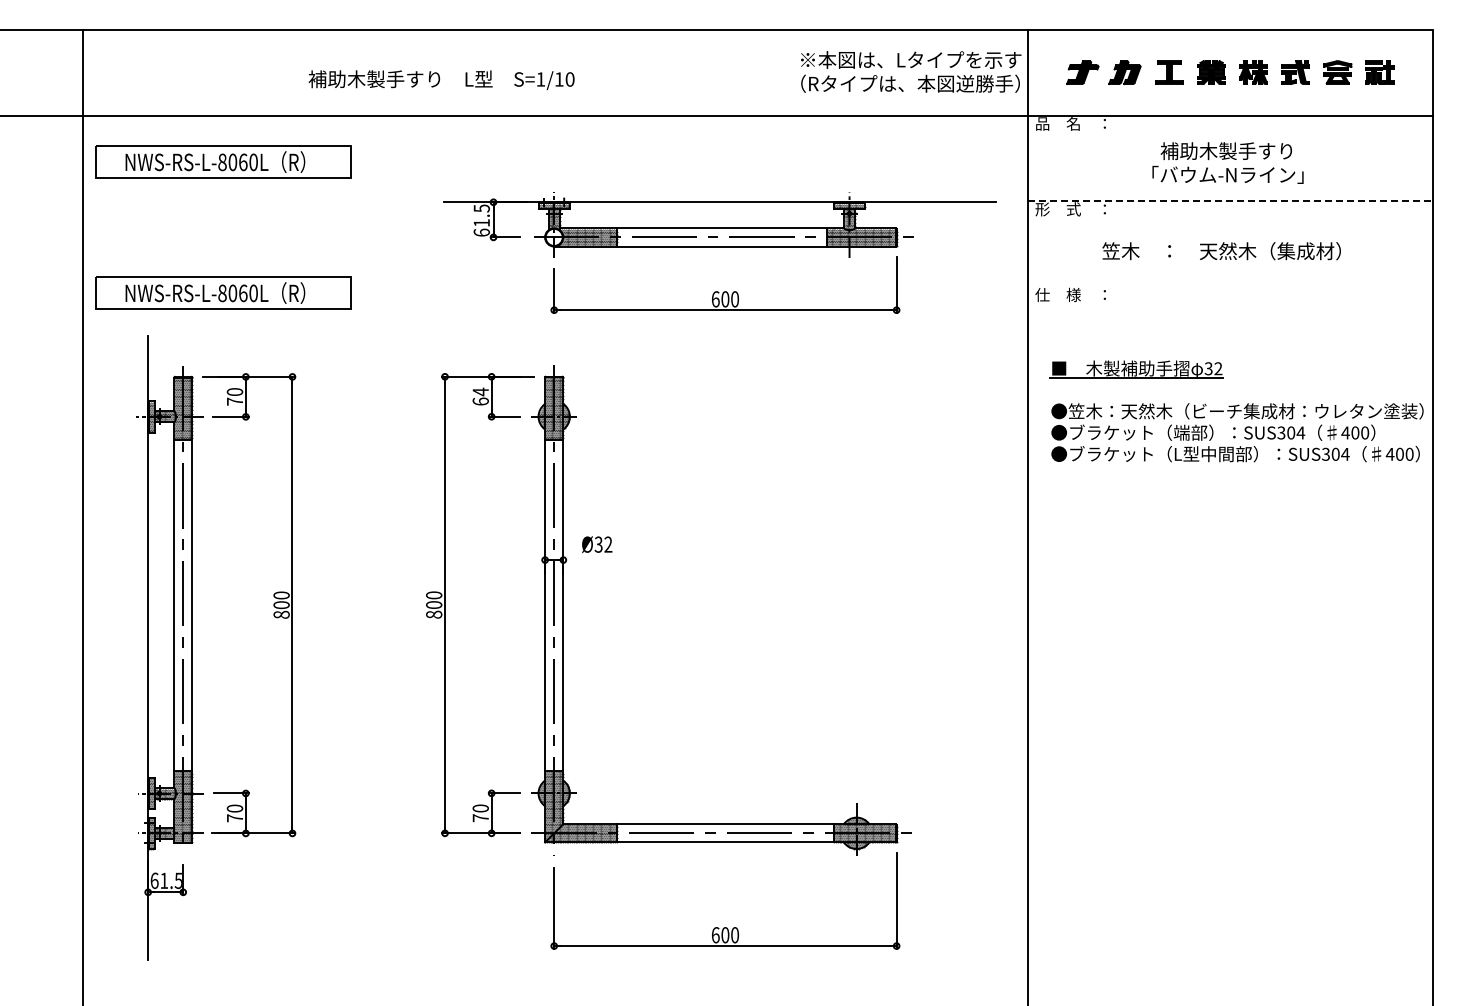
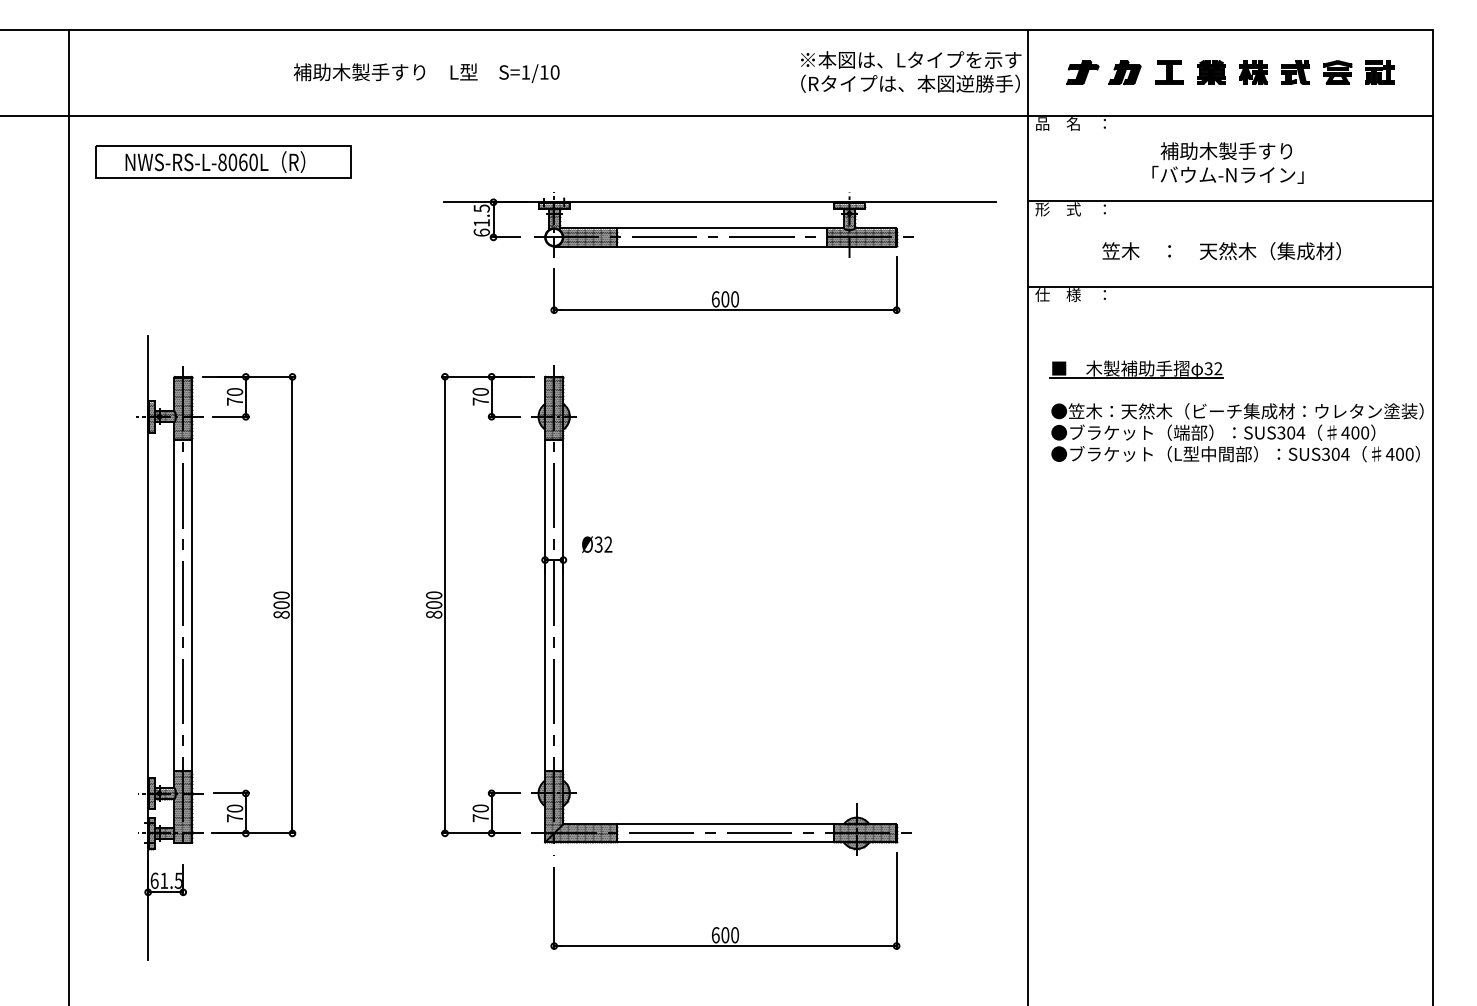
text position: (441, 79) -> (426, 72) (426, 72)
line: dashed -> solid (1230, 201)
line: none -> present (1229, 286)
part: present -> none (223, 292)
text: 64 -> 70 (480, 396)
line position: (82, 516) -> (68, 516) (68, 516)
